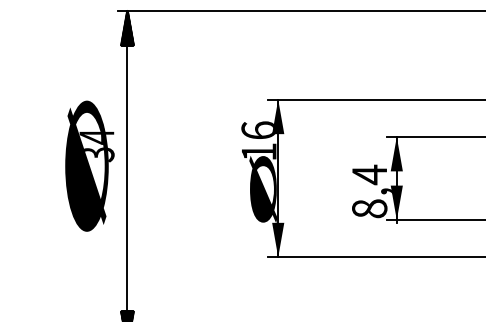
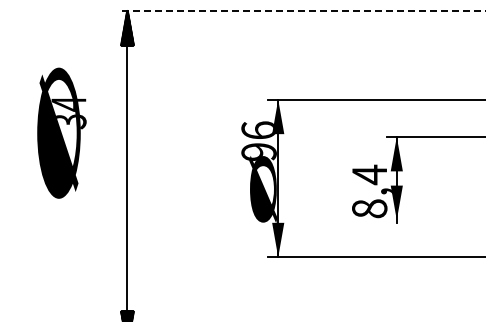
line: solid -> dashed (301, 11)
text: 16 -> 96 (258, 151)
text position: (89, 165) -> (61, 132) (61, 132)
line: present -> none (434, 220)
